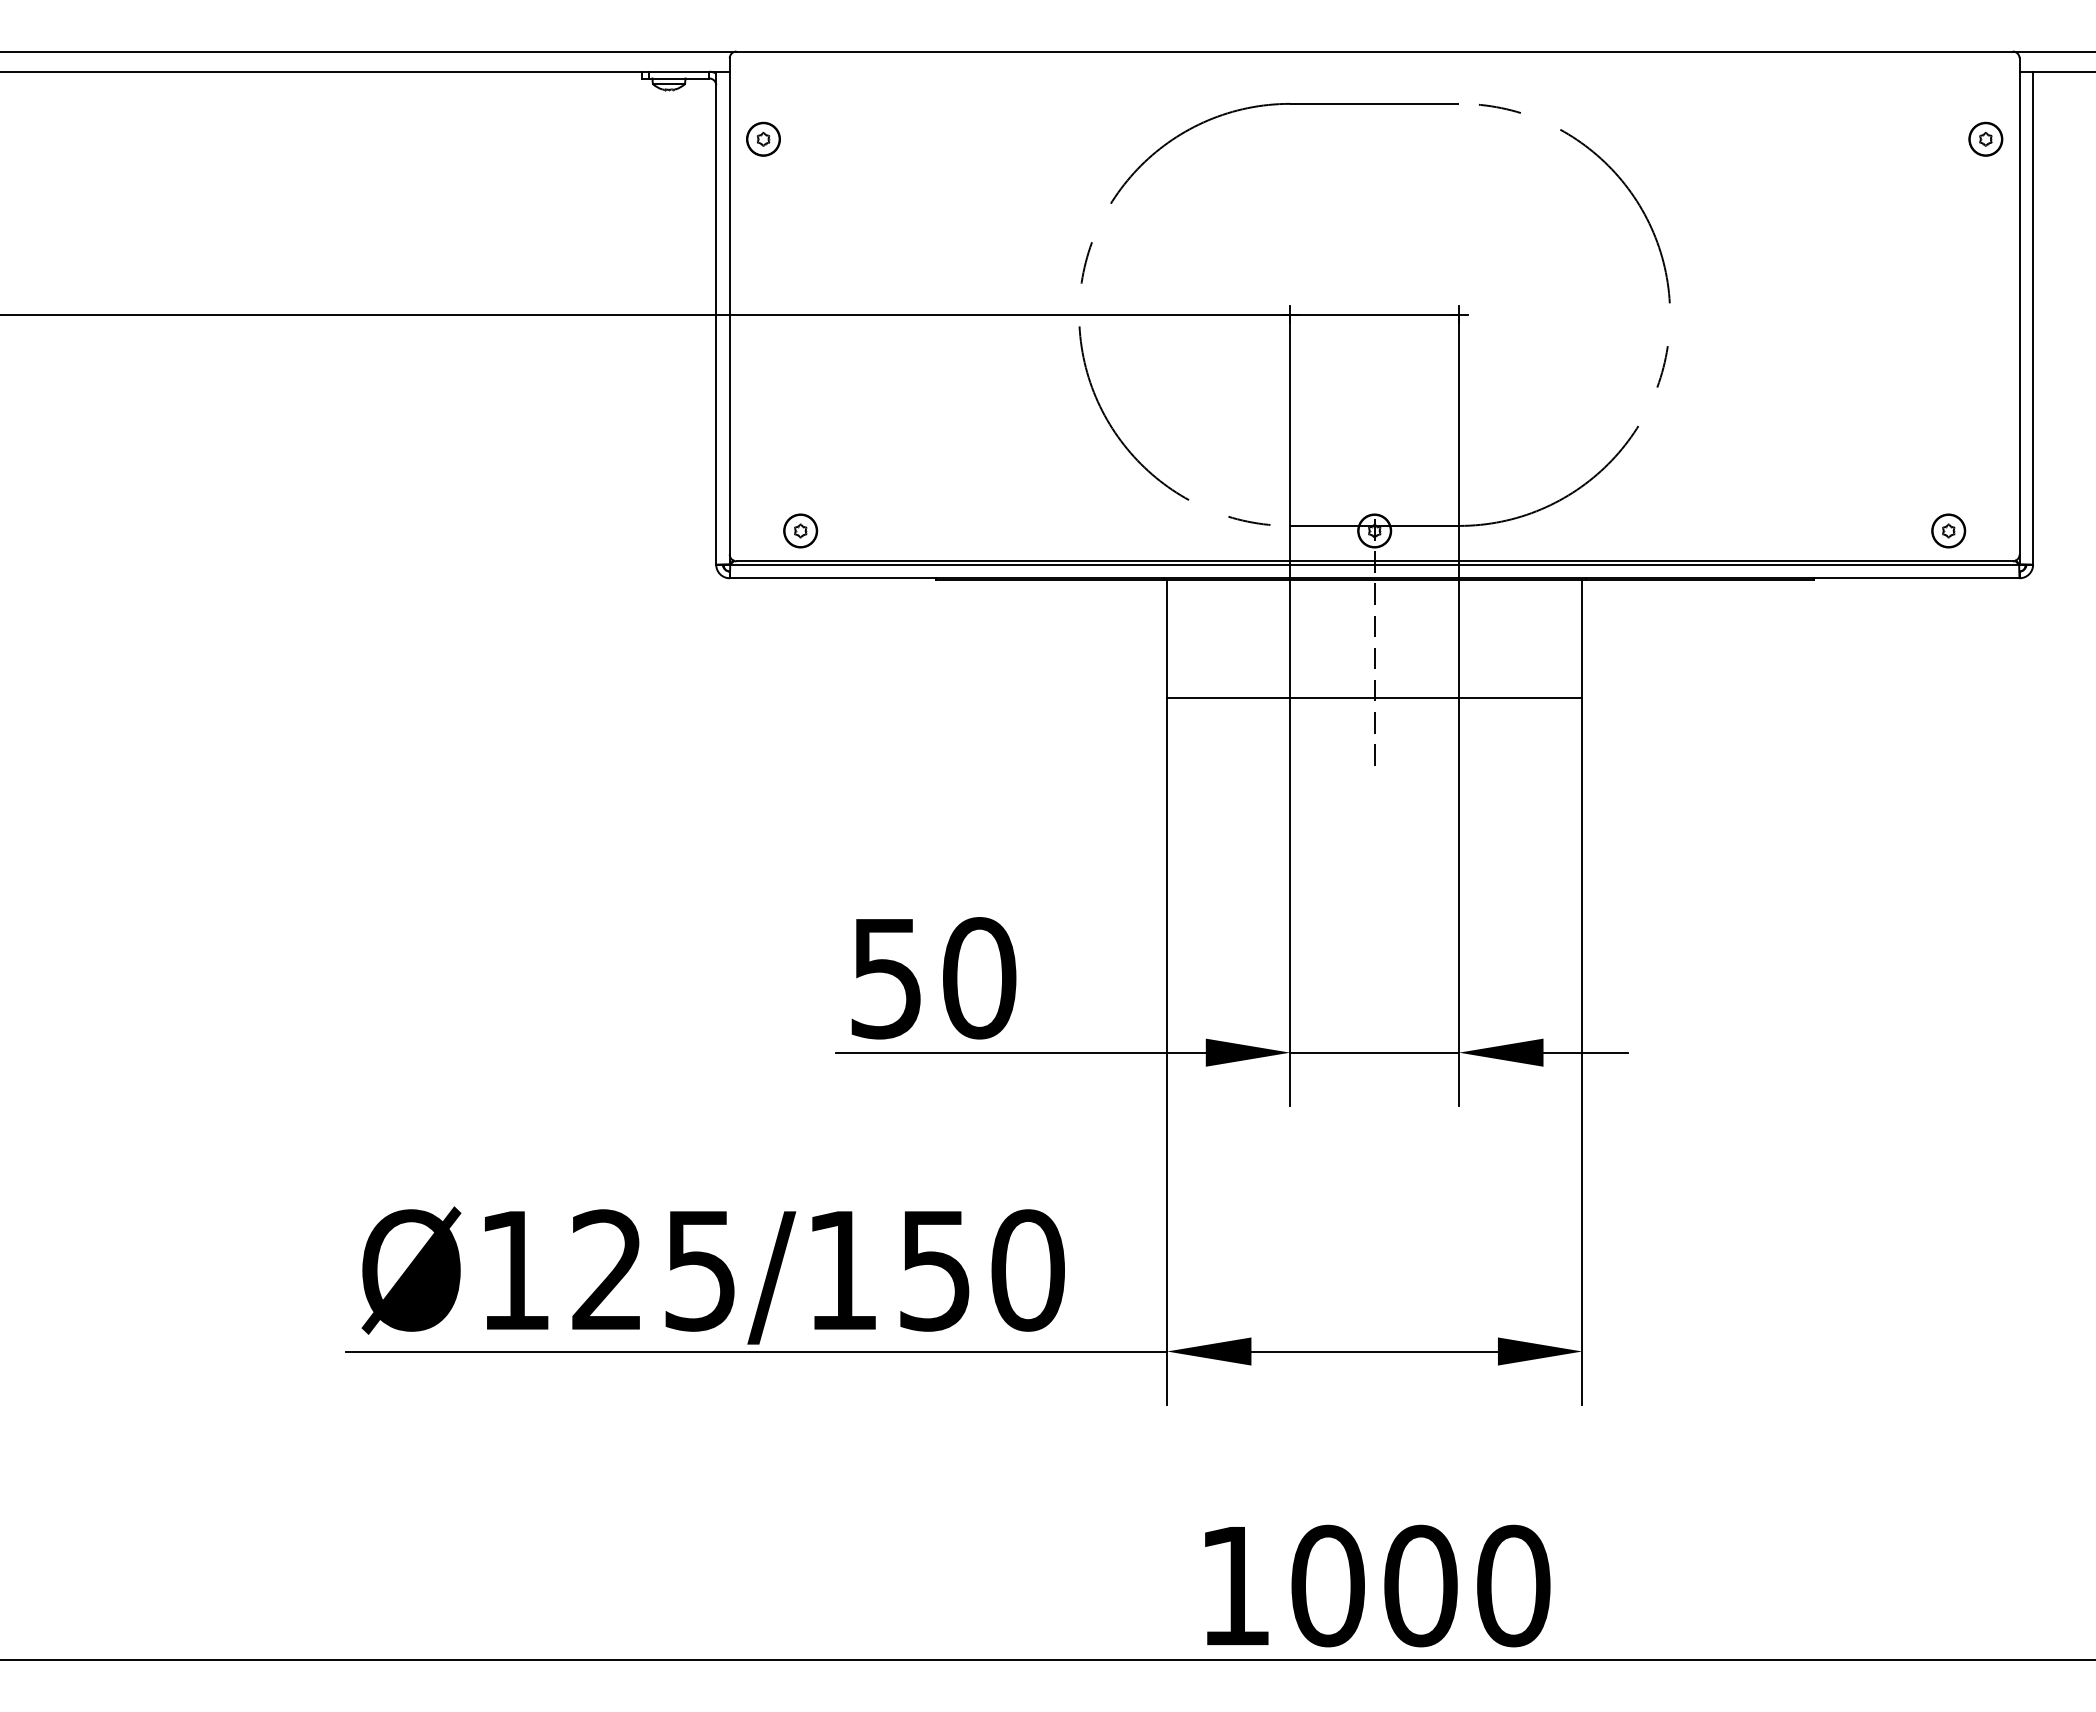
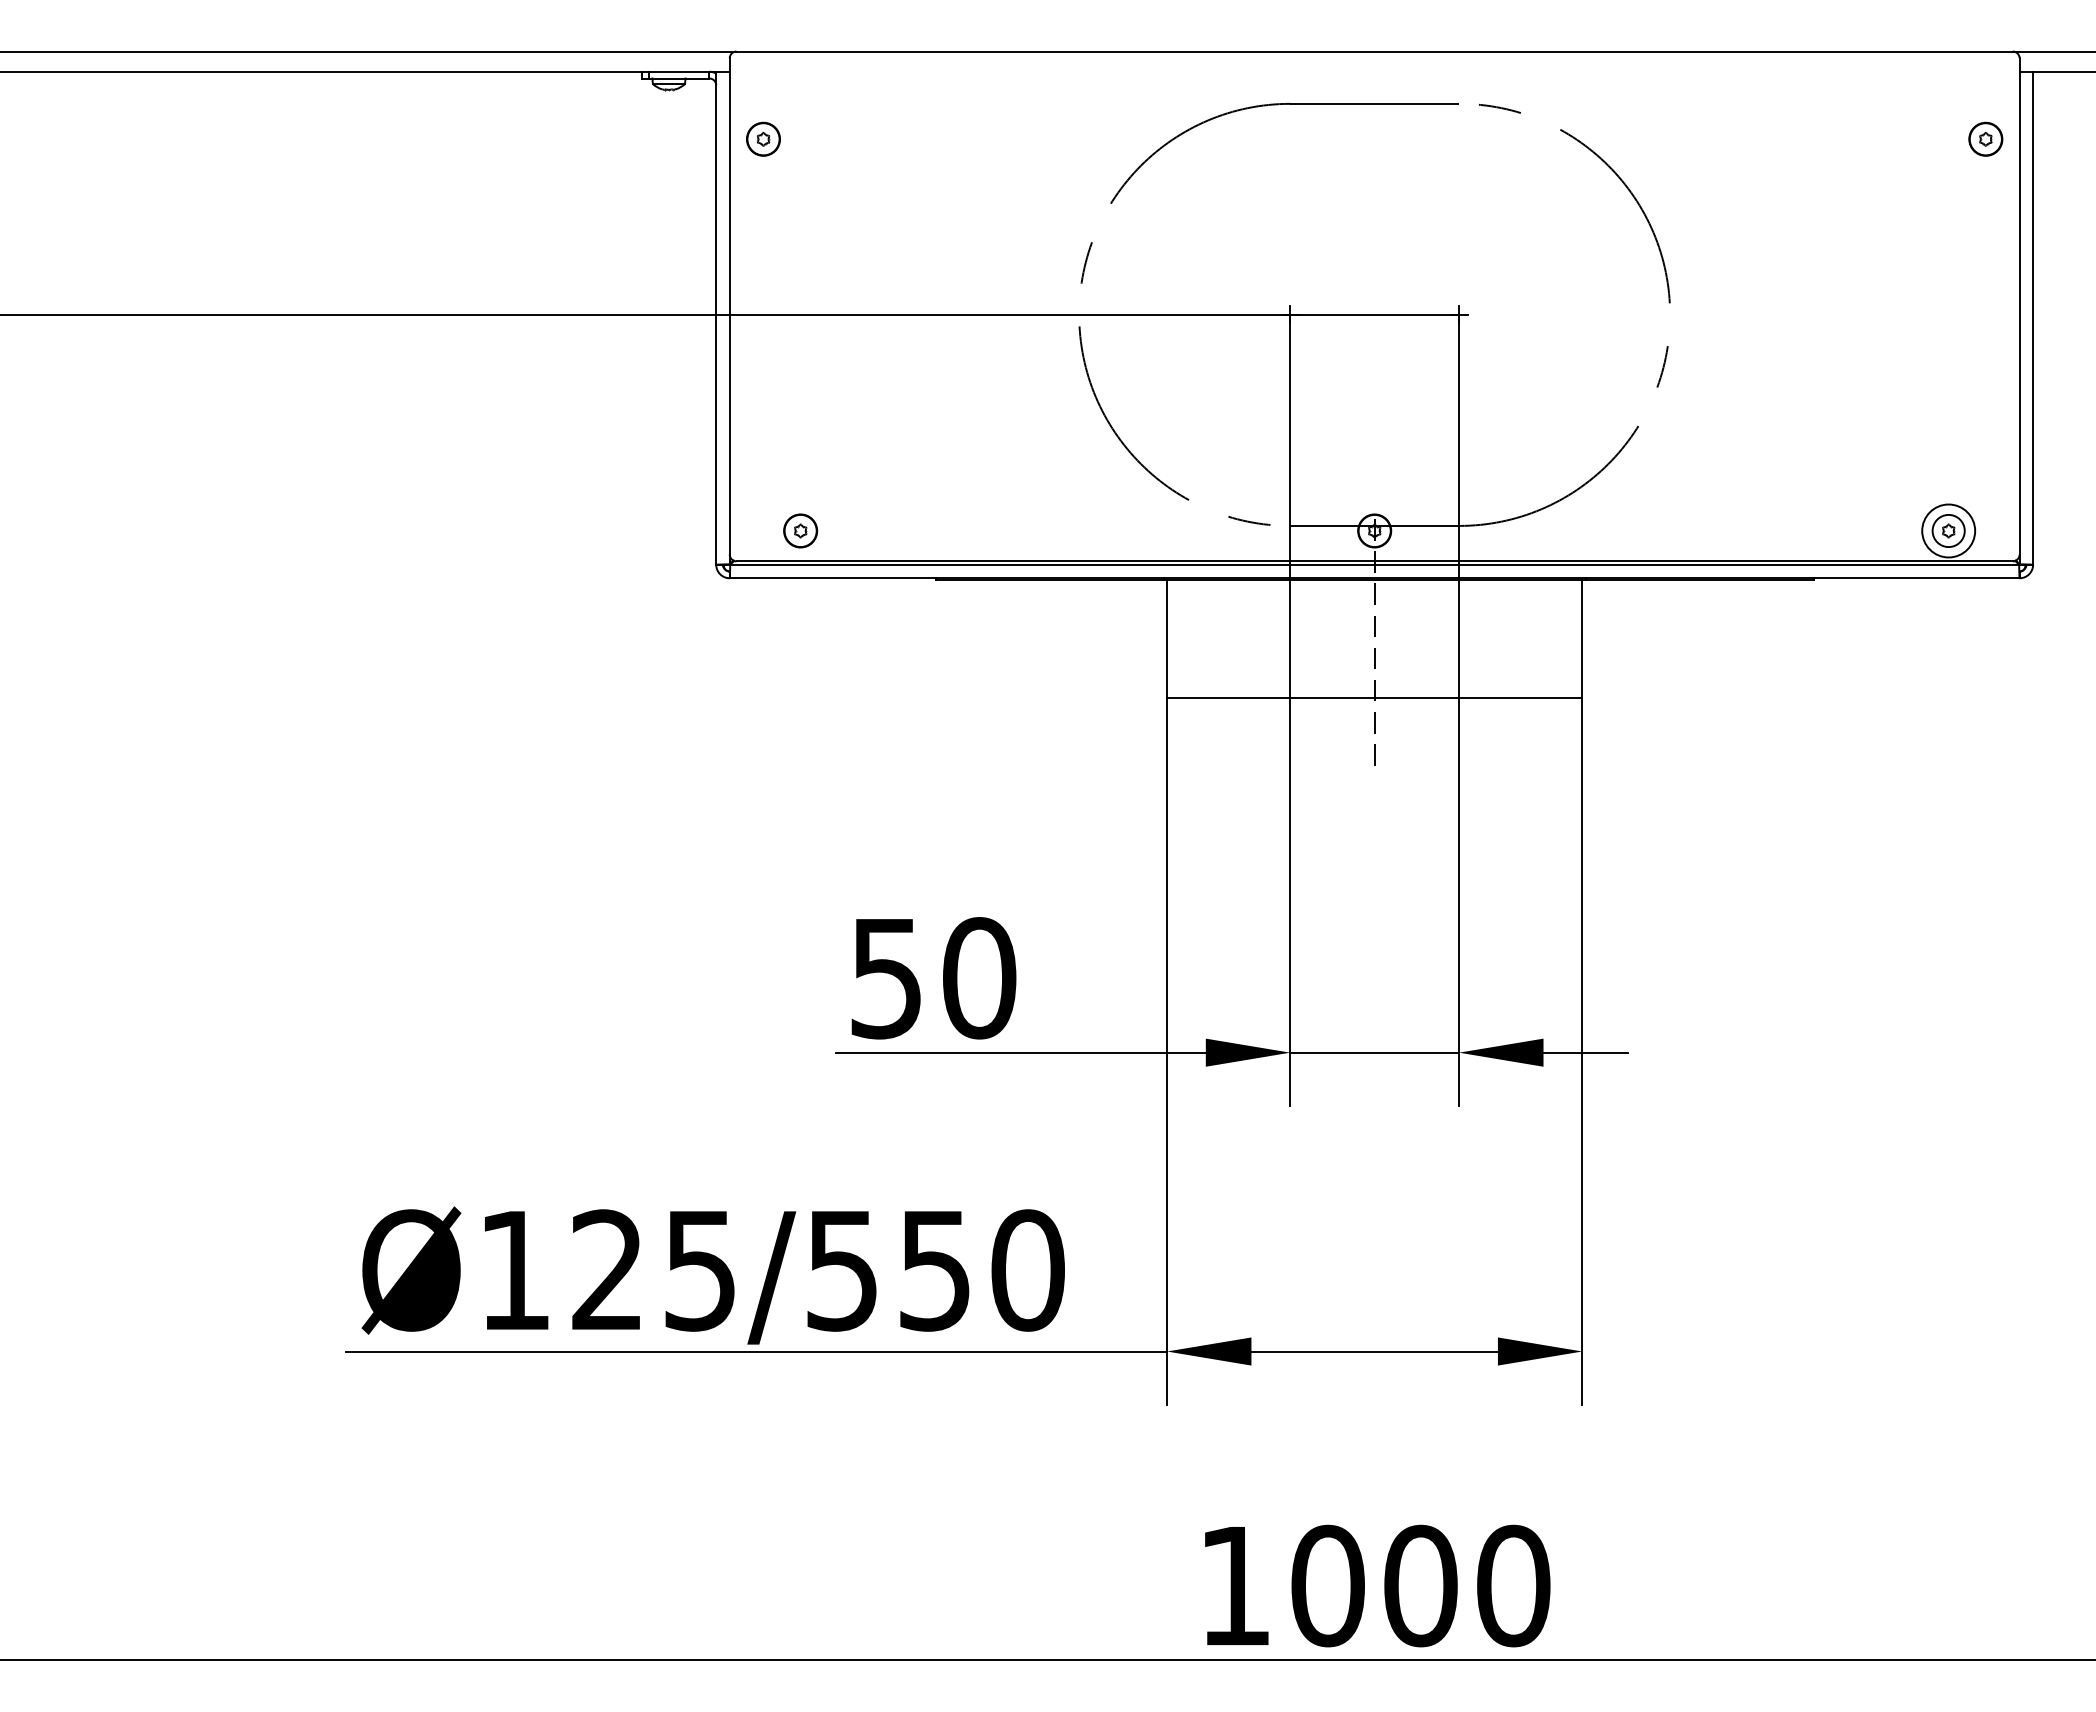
circle diameter: 33 px -> 53 px (1948, 530)
text: Ø125/150 -> Ø125/550 (841, 1271)
